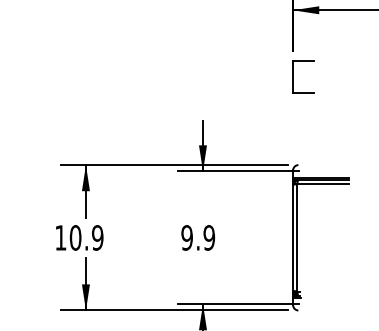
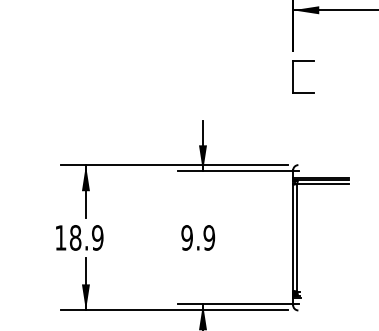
text: 10.9 -> 18.9 (75, 237)
